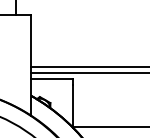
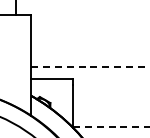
line: solid -> dashed (90, 66)
line: present -> none (88, 72)
line: solid -> dashed (111, 127)
